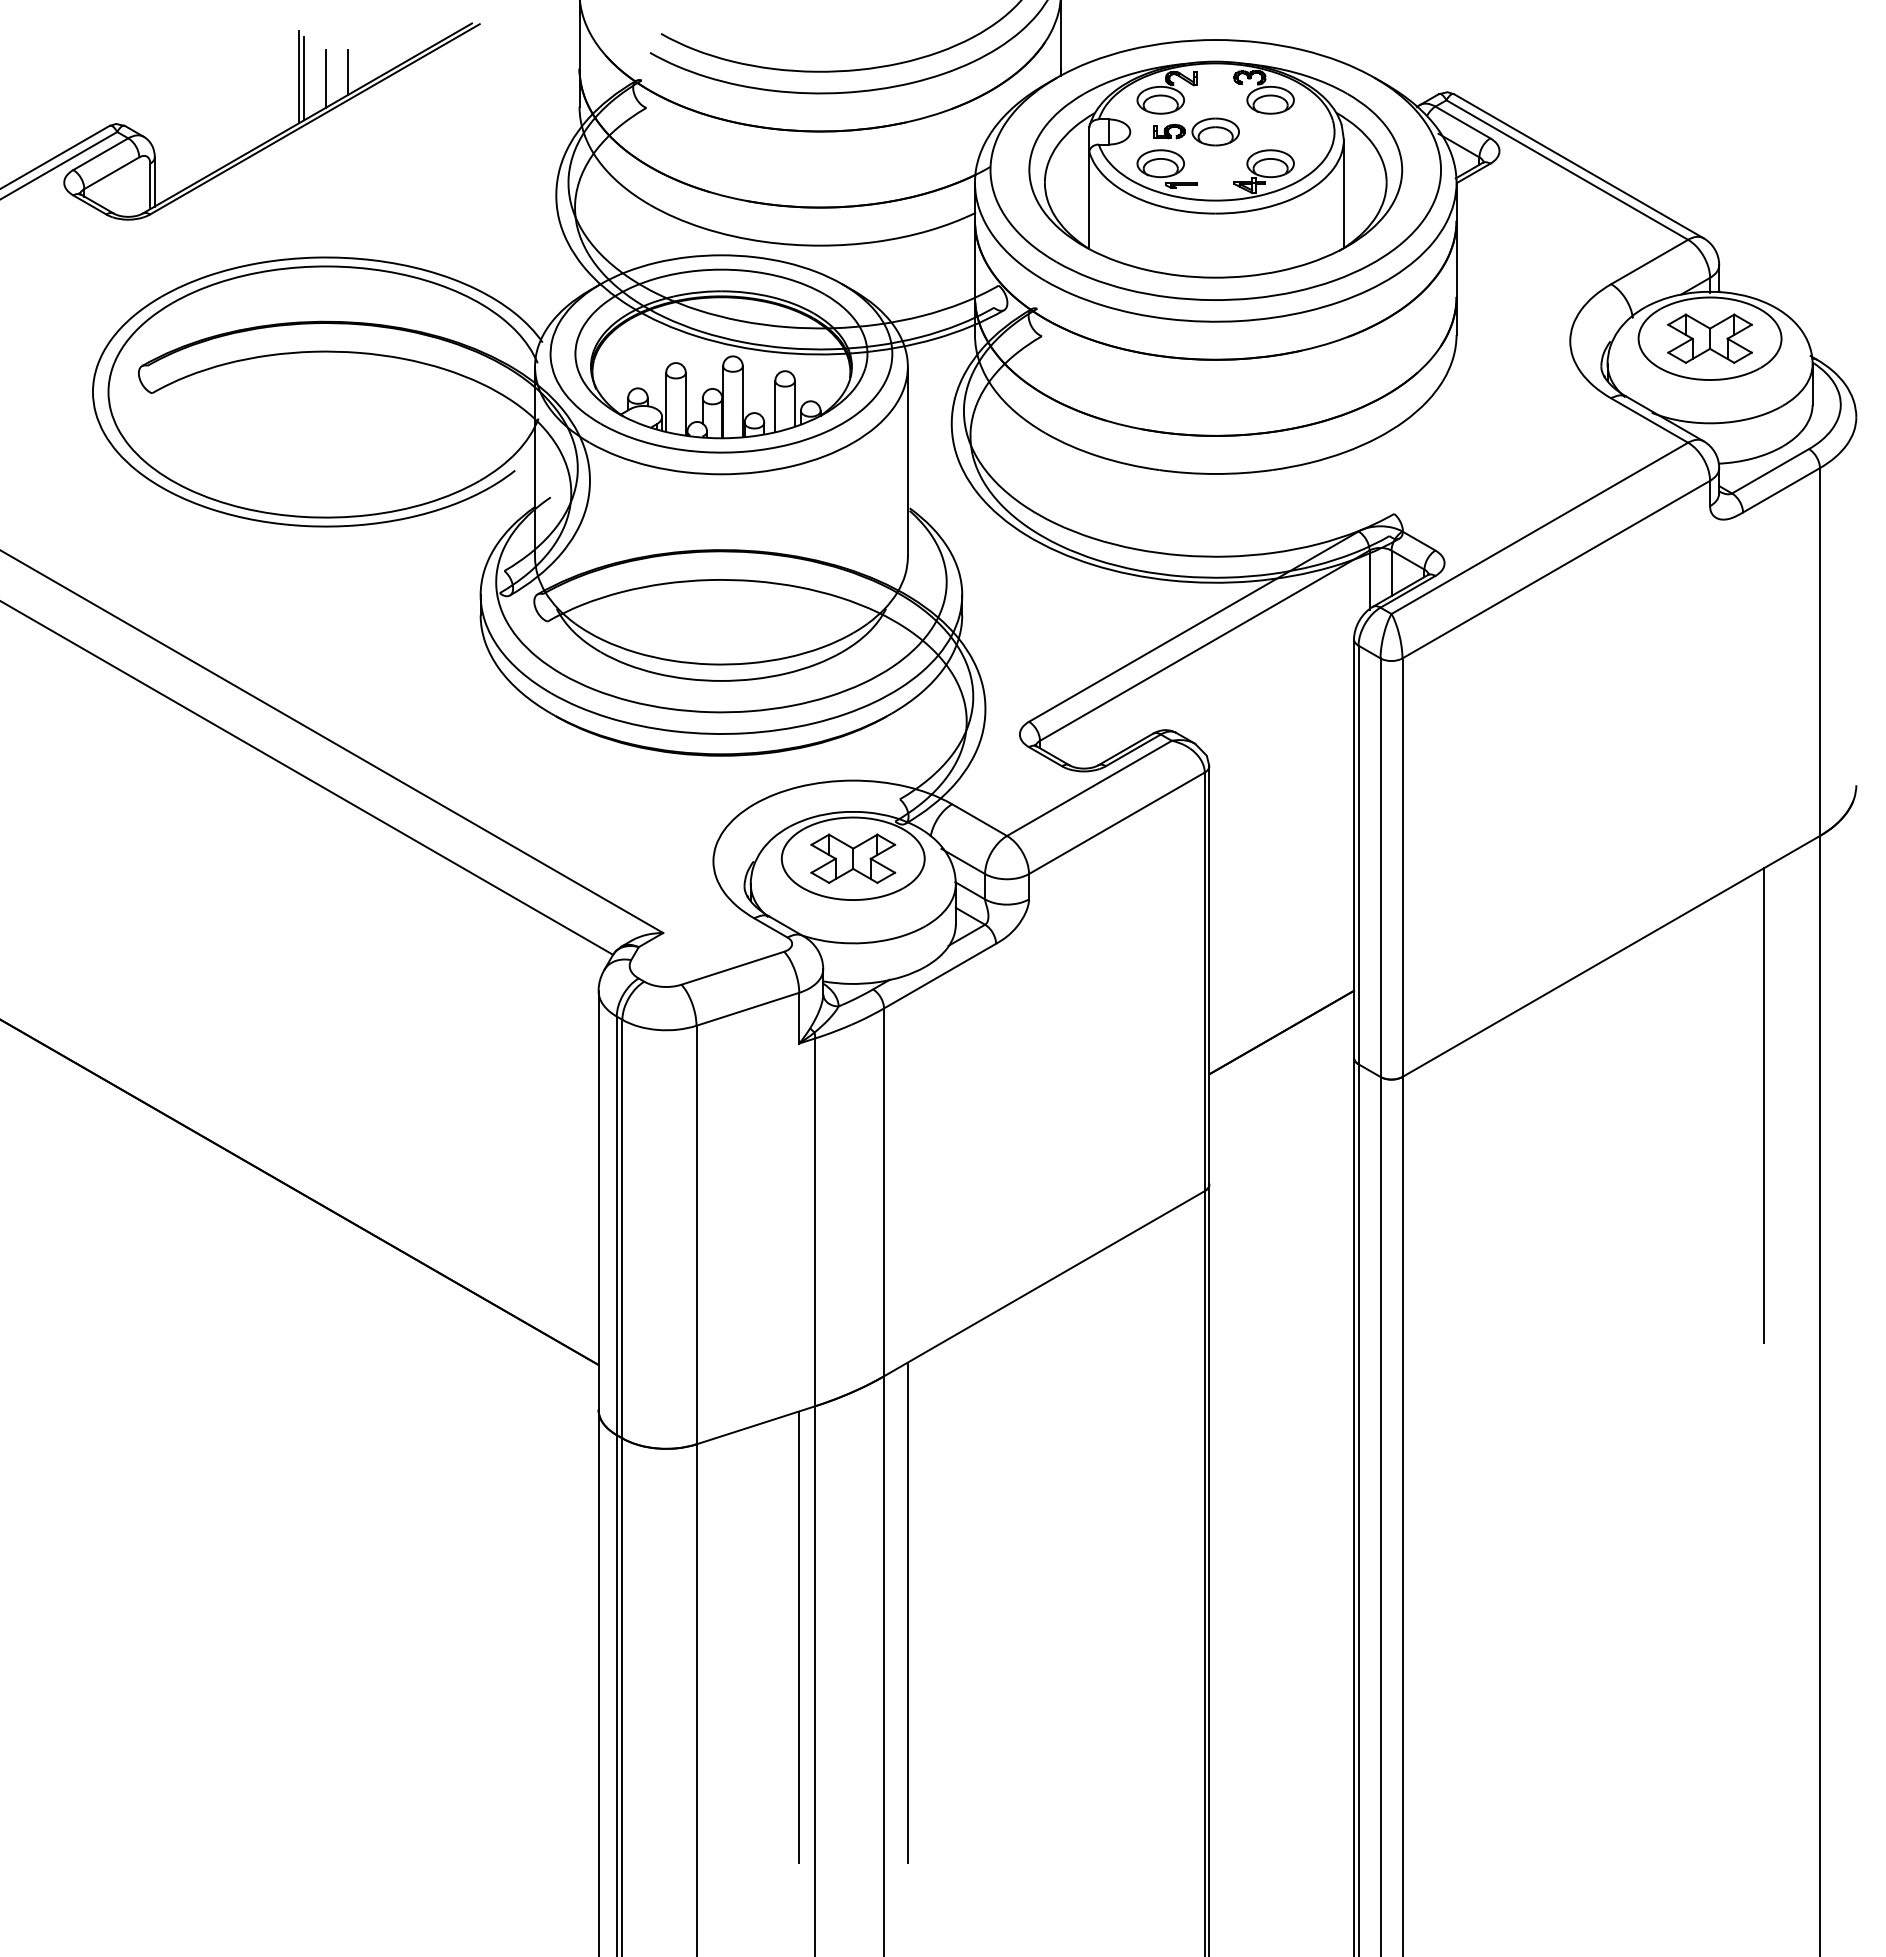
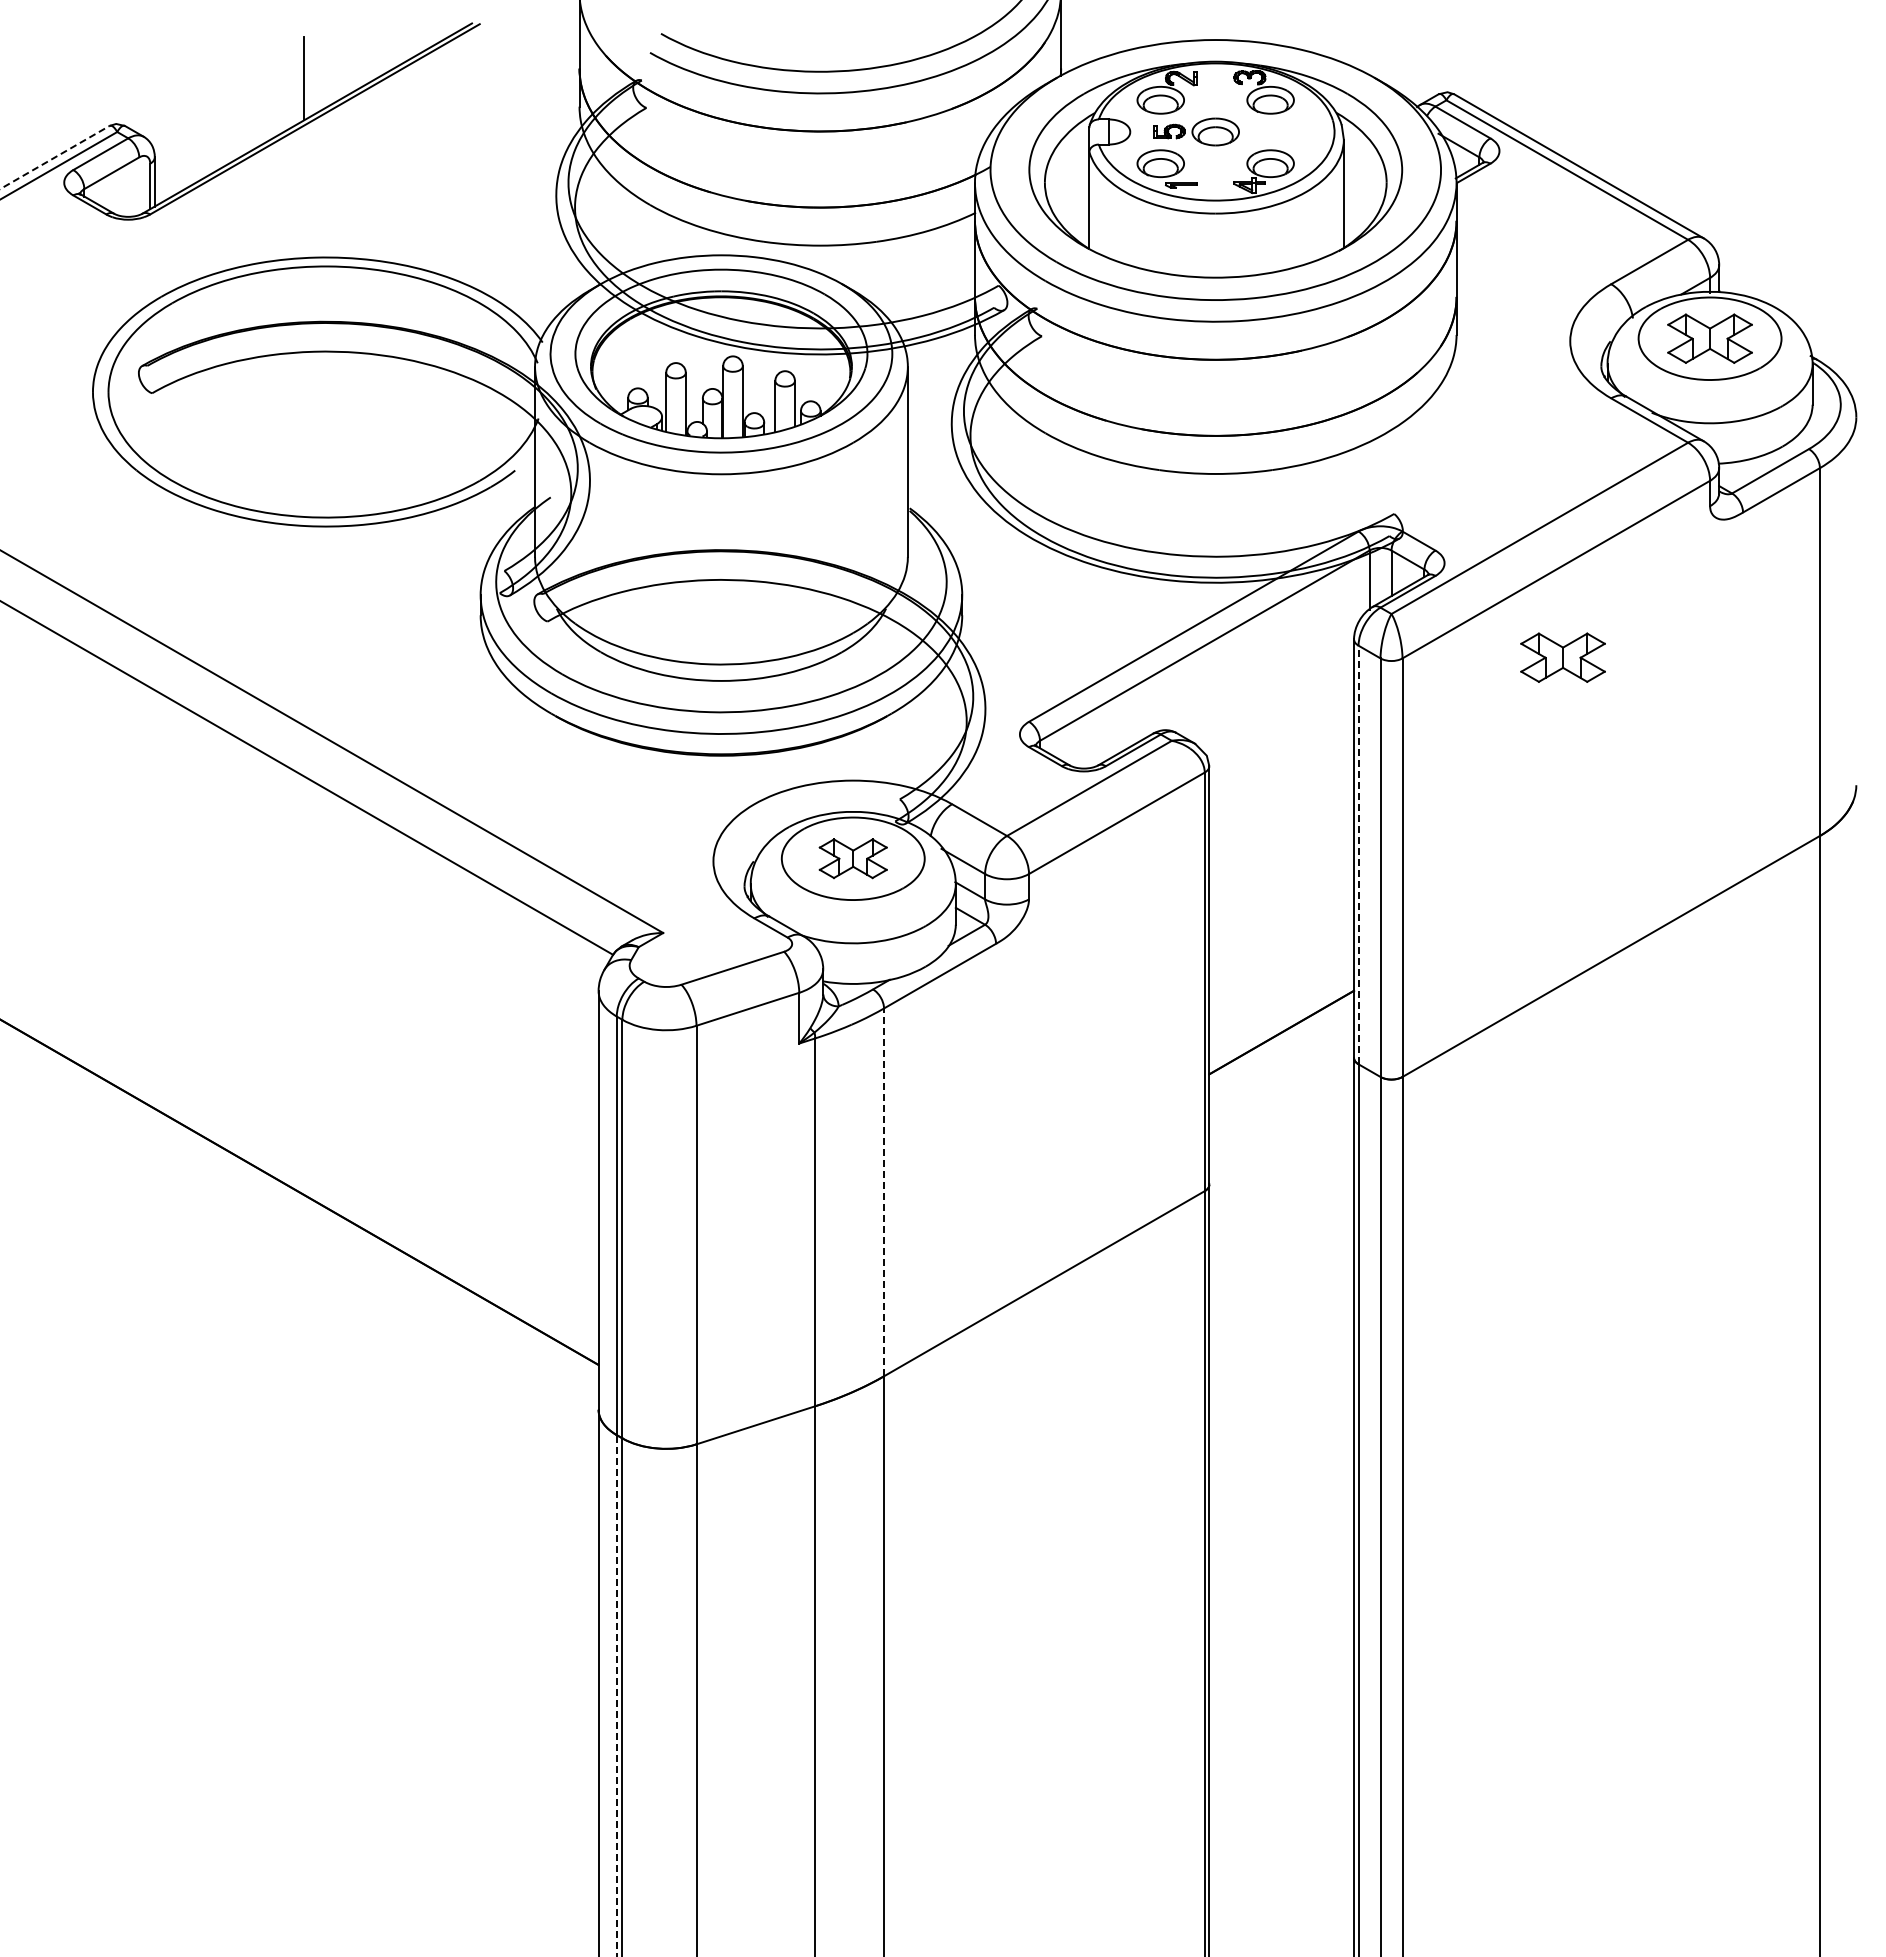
line: present -> none (347, 72)
line: present -> none (299, 76)
line: present -> none (326, 78)
line: solid -> dashed (55, 157)
part: none -> present (1562, 657)
line: solid -> dashed (1358, 854)
part size: 87x51 px -> 70x42 px (852, 858)
line: present -> none (1764, 1105)
line: solid -> dashed (884, 1192)
line: present -> none (907, 1612)
line: present -> none (798, 1637)
line: solid -> dashed (616, 1695)
